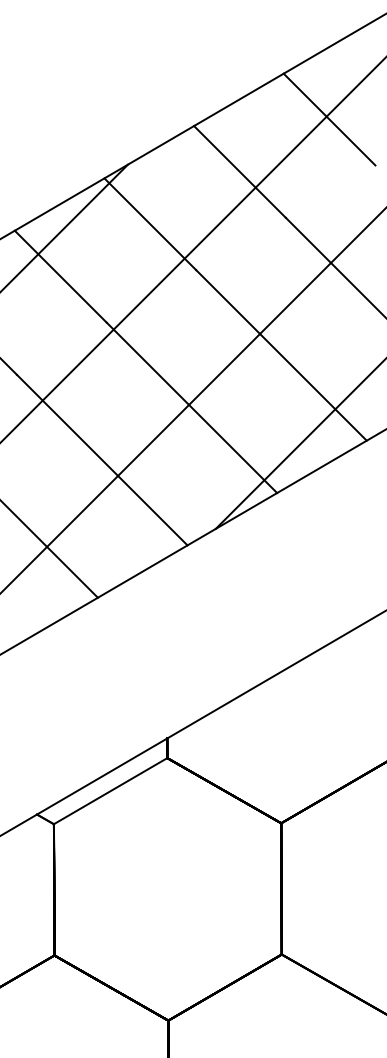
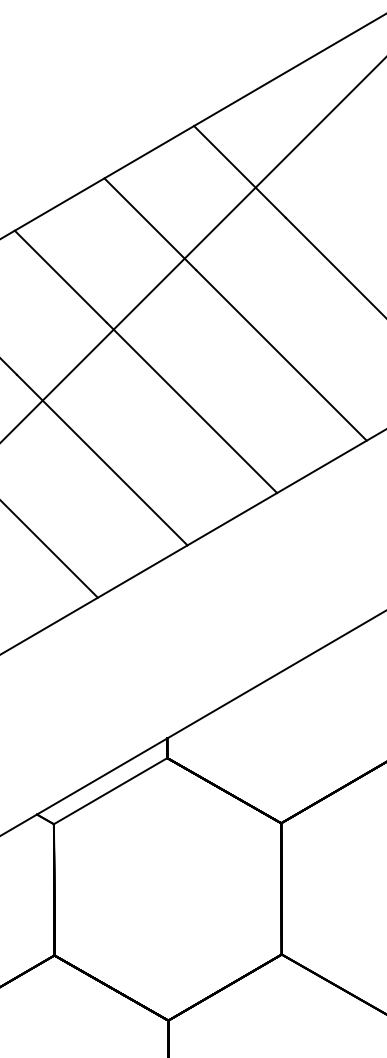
line: present -> none (329, 119)
line: present -> none (65, 227)
line: present -> none (192, 401)
line: present -> none (299, 444)
